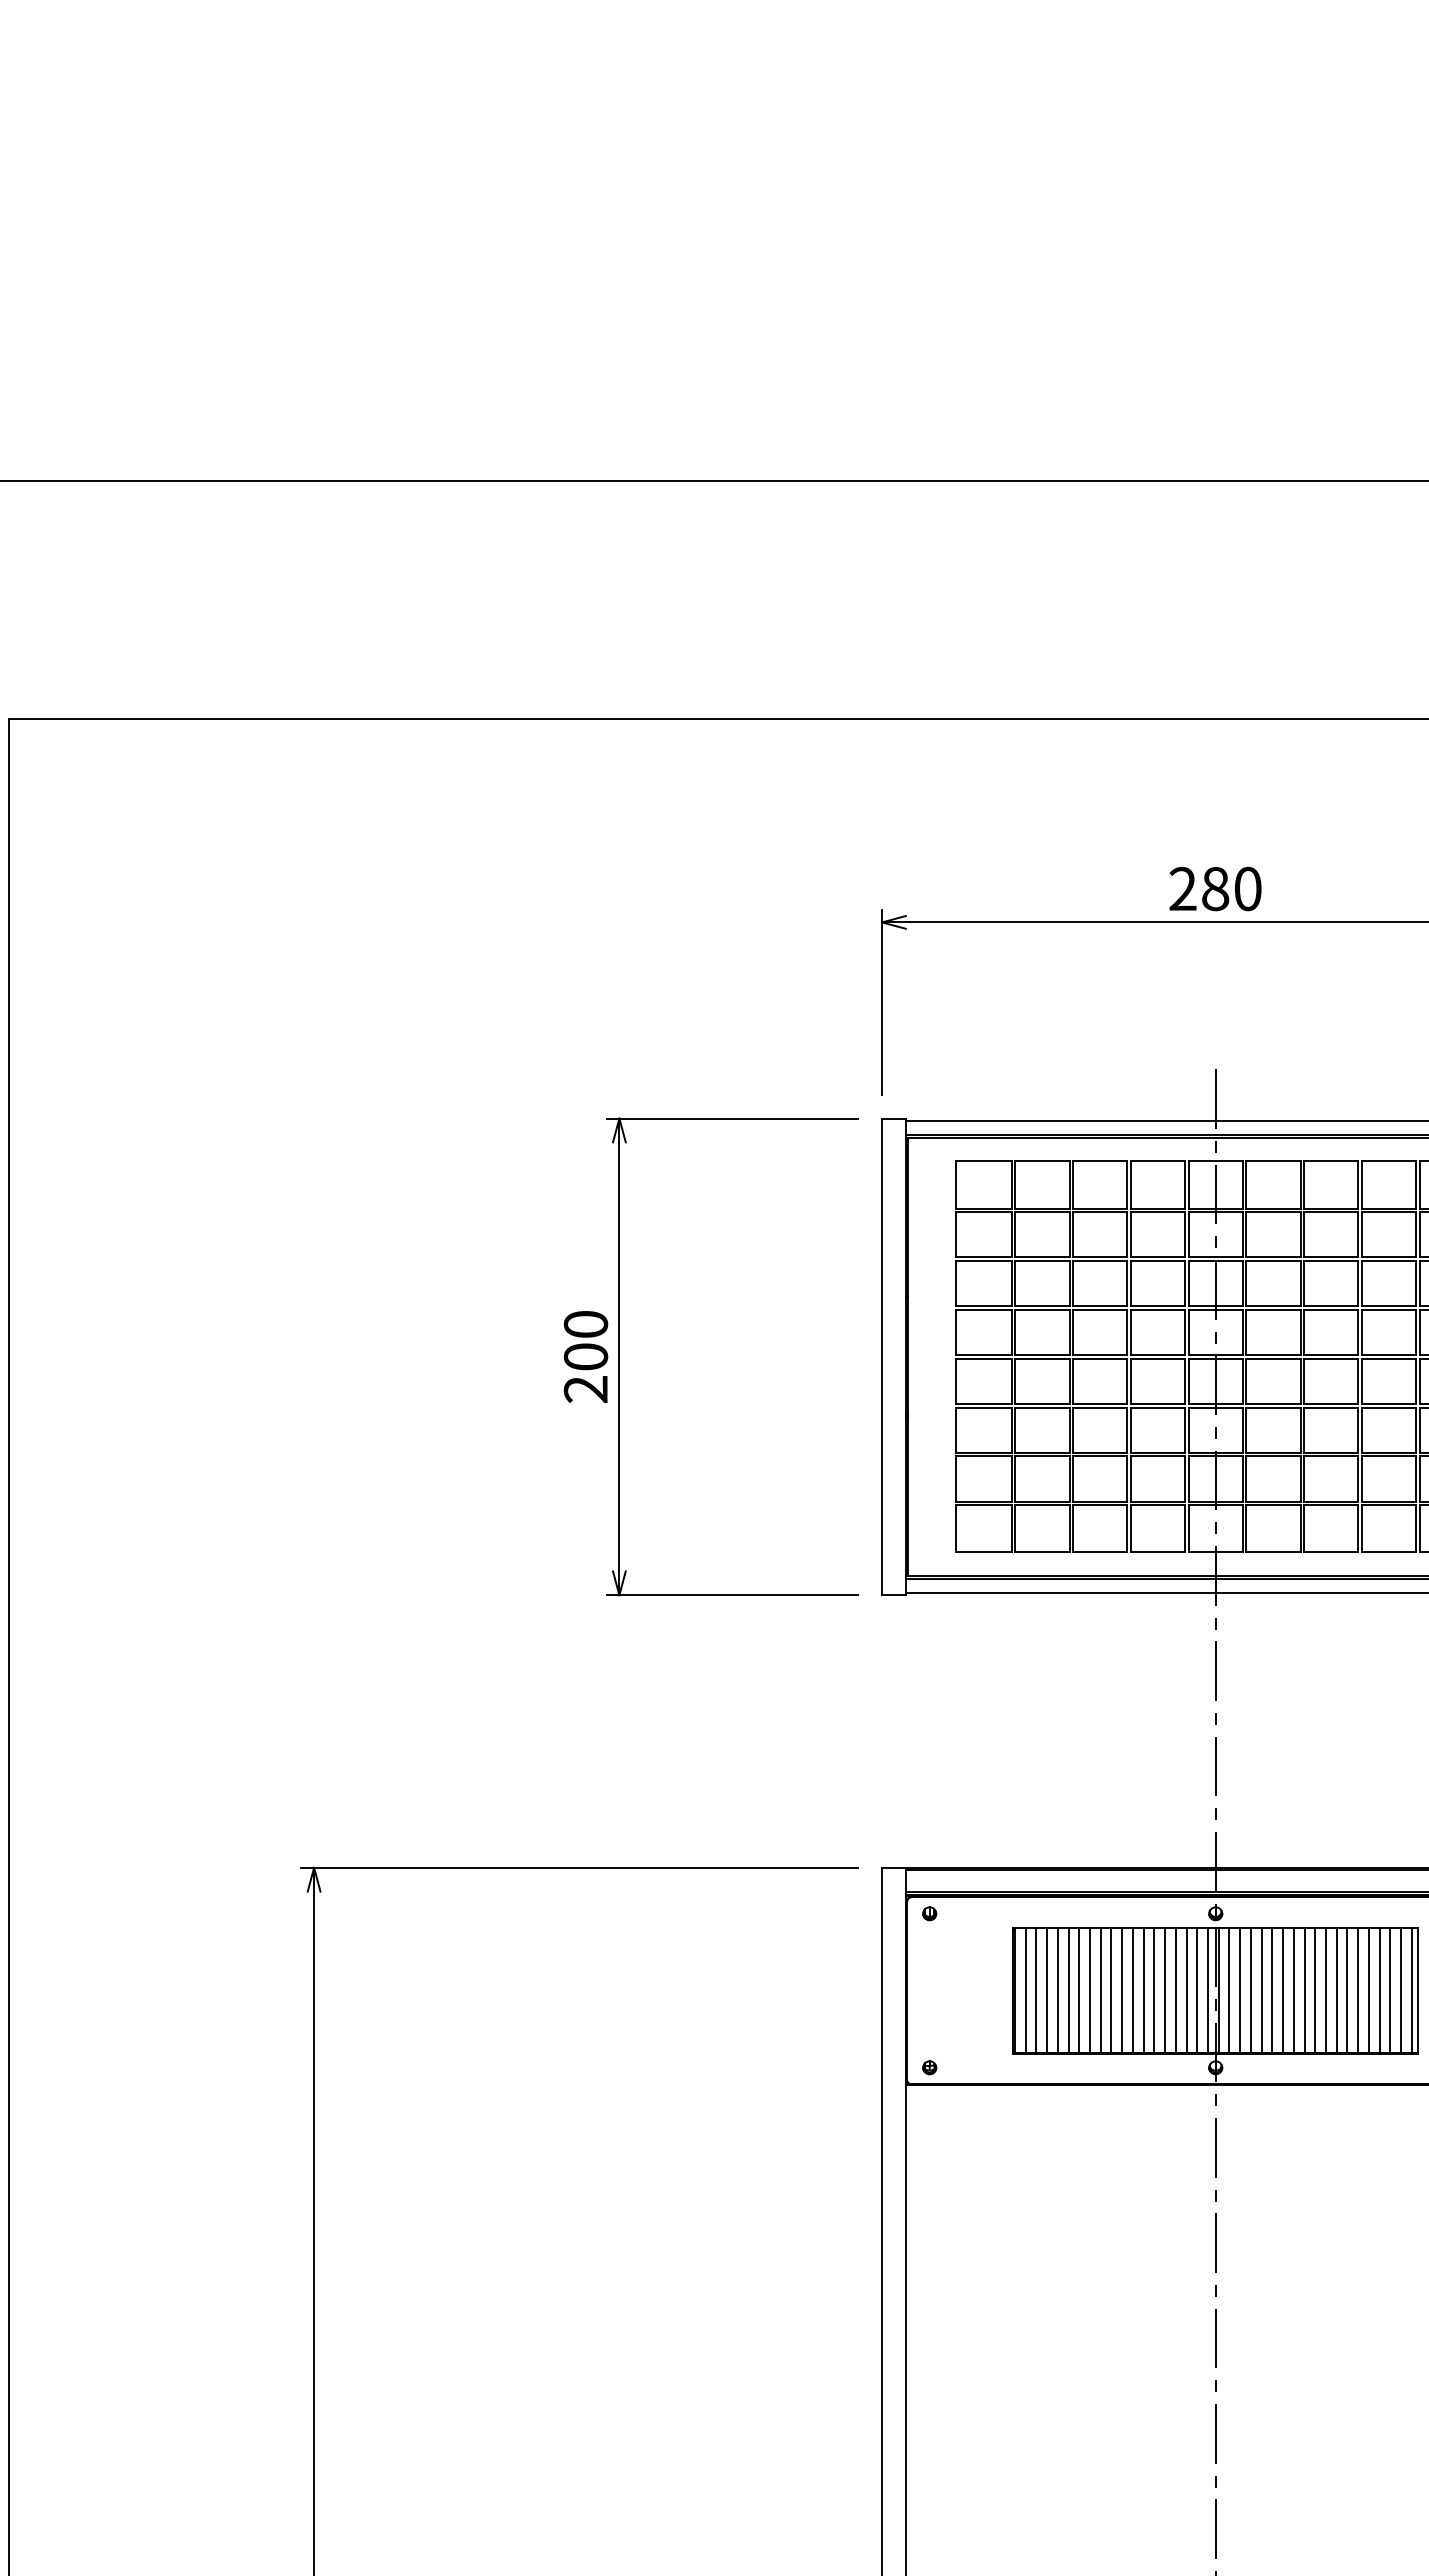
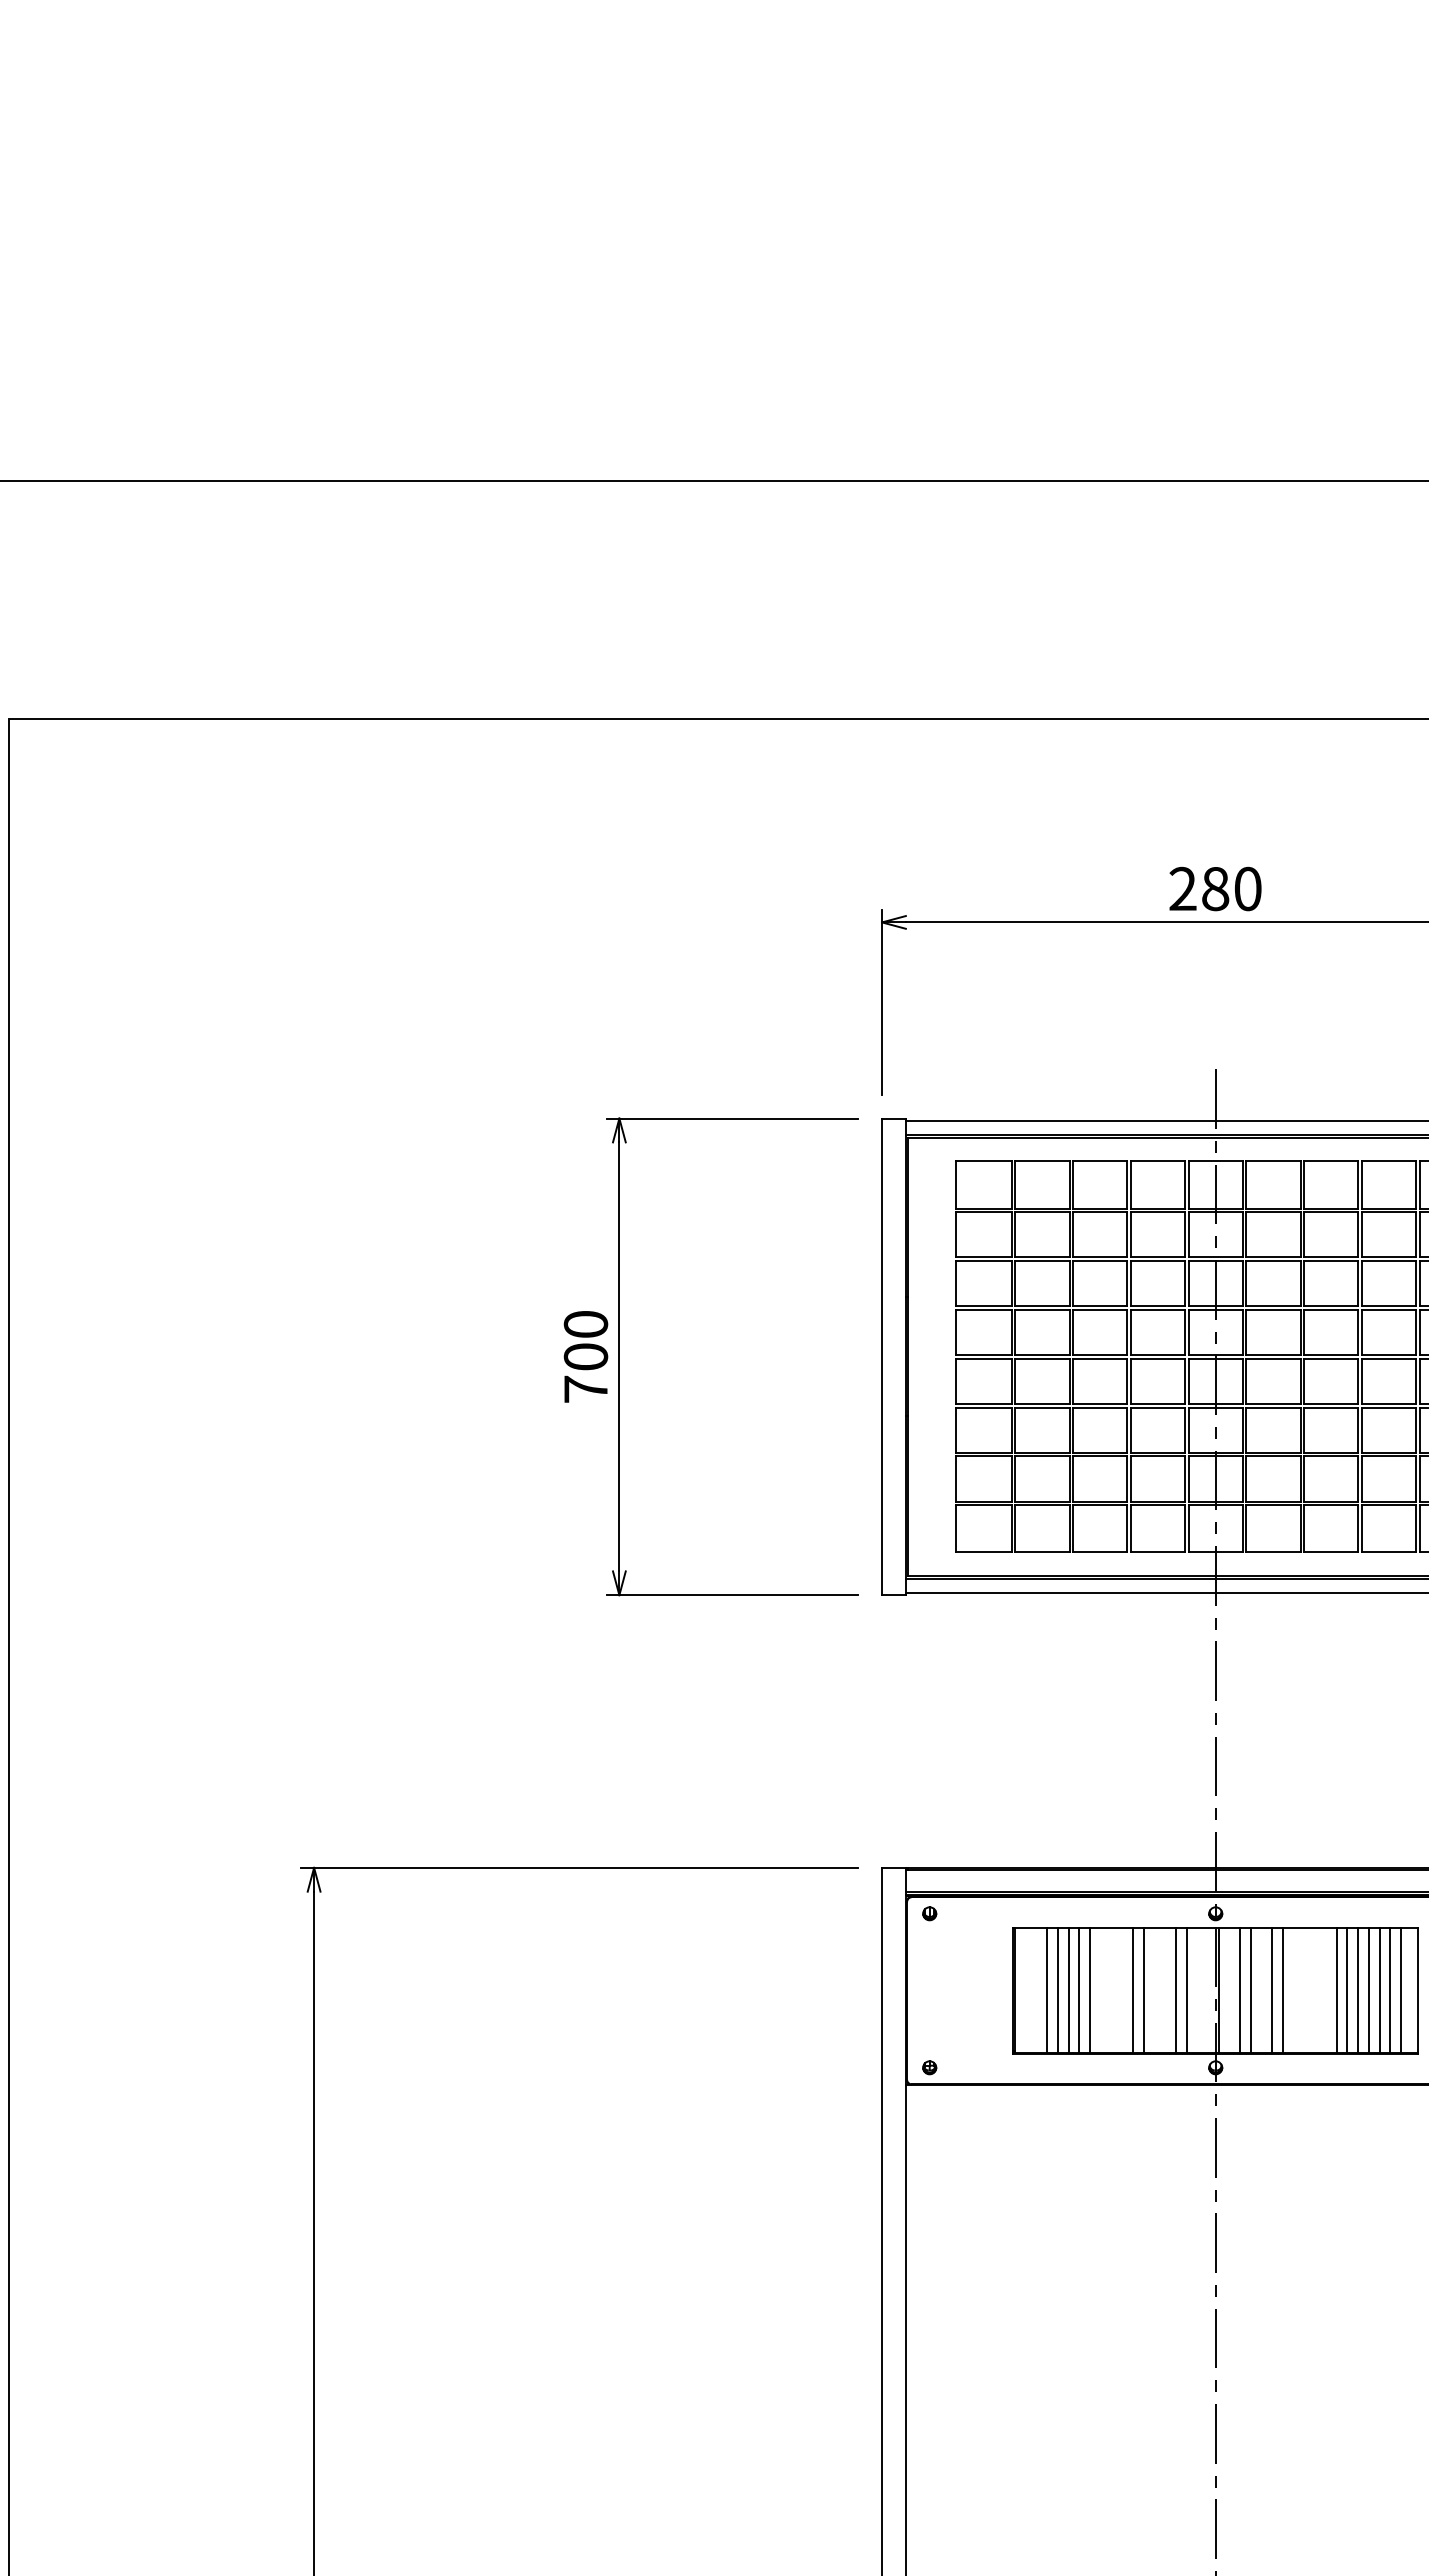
text: 200 -> 700 (585, 1388)
line: present -> none (1025, 1990)
line: present -> none (1036, 1990)
line: present -> none (1100, 1990)
line: present -> none (1111, 1990)
line: present -> none (1122, 1990)
line: present -> none (1154, 1990)
line: present -> none (1165, 1990)
line: present -> none (1197, 1990)
line: present -> none (1207, 1990)
line: present -> none (1229, 1990)
line: present -> none (1261, 1990)
line: present -> none (1293, 1990)
line: present -> none (1304, 1990)
line: present -> none (1315, 1990)
line: present -> none (1325, 1990)
line: present -> none (1411, 1990)
